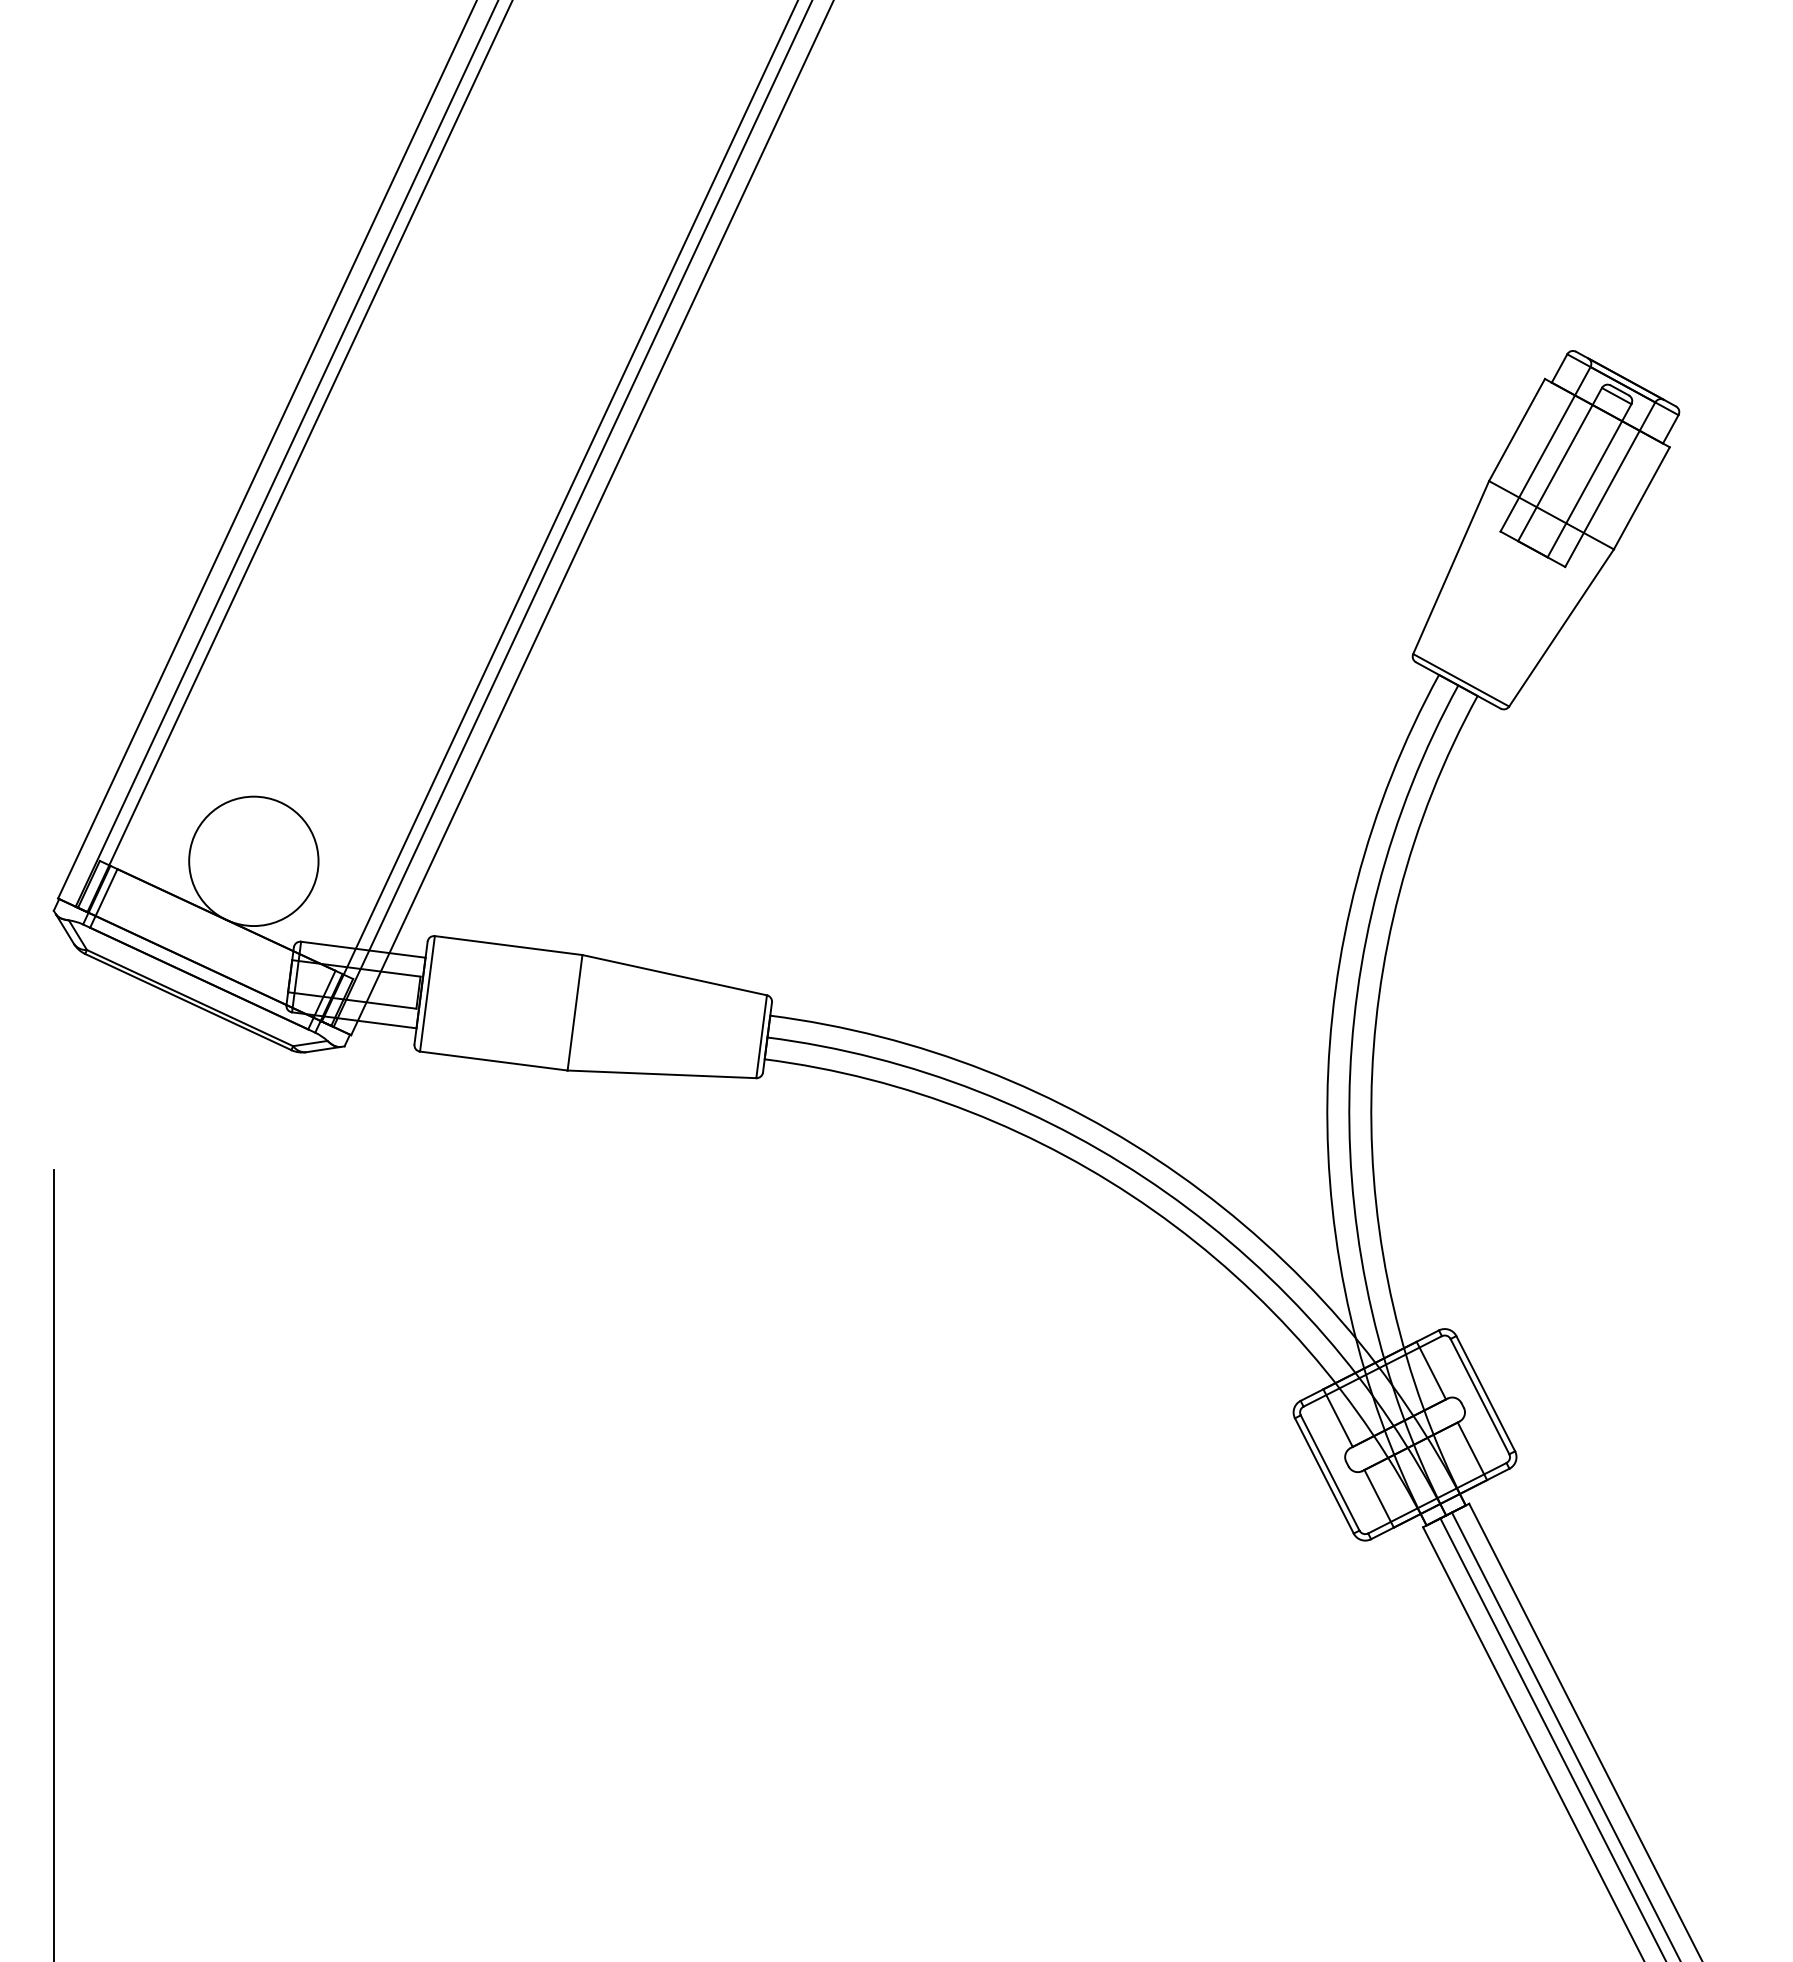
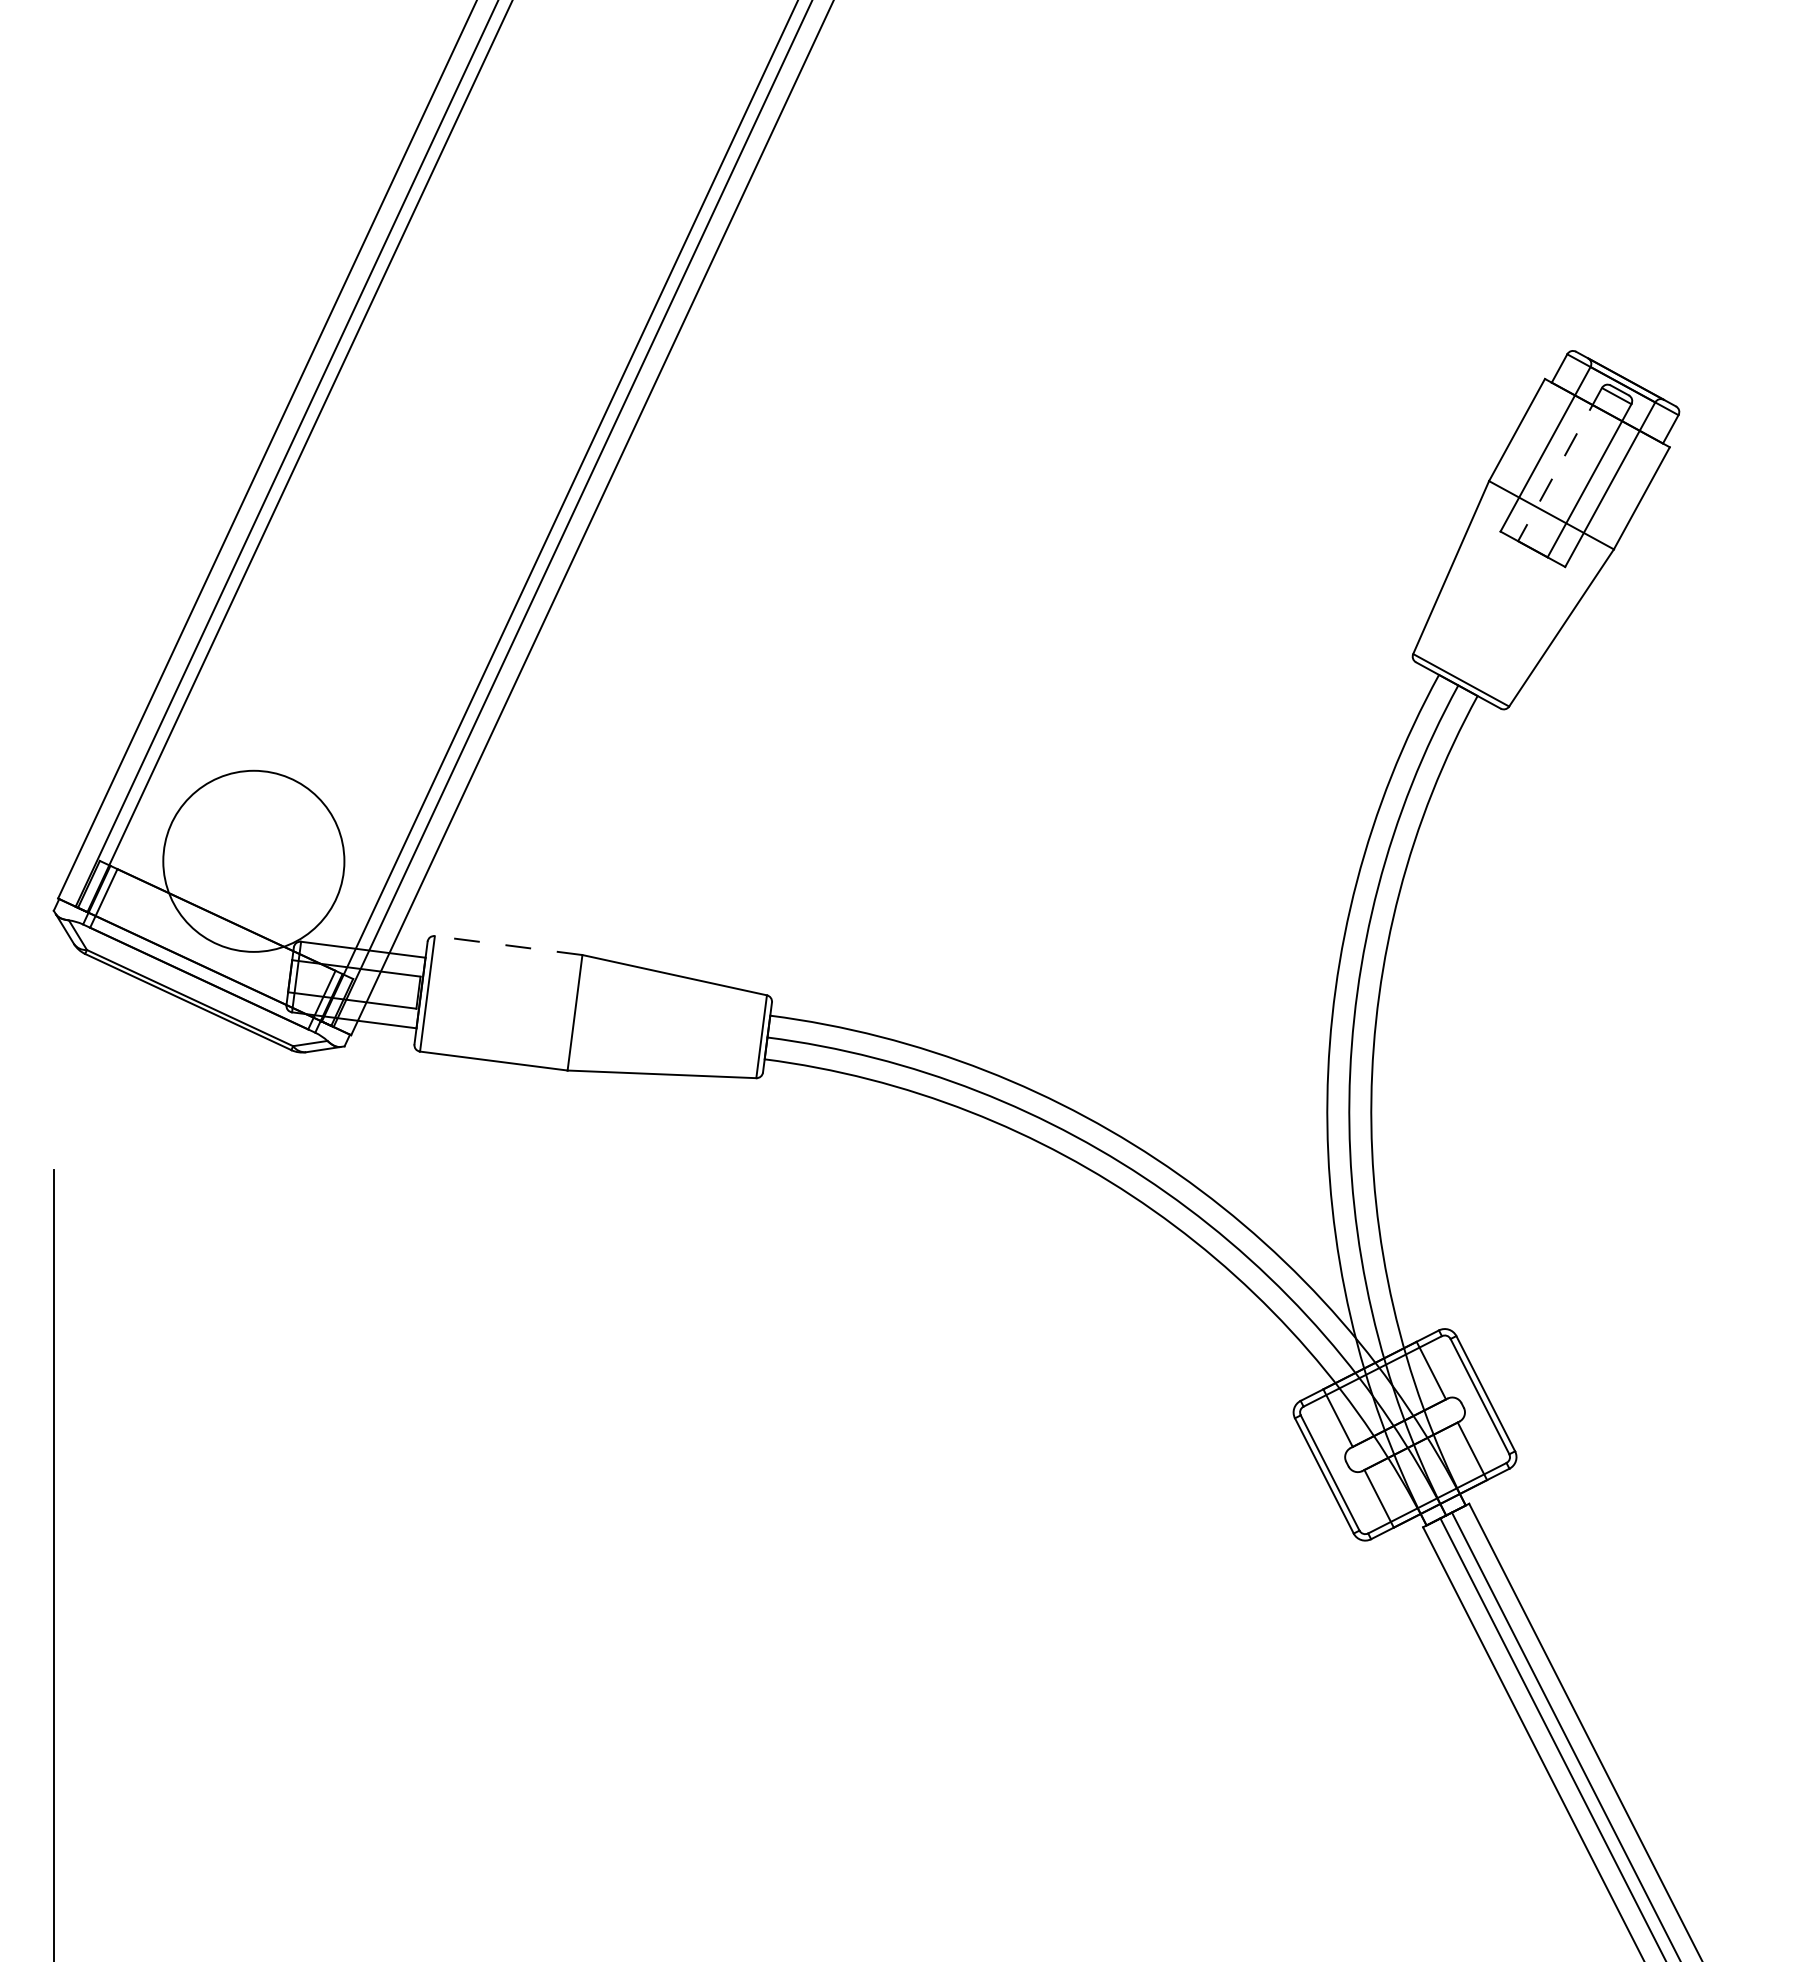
line: solid -> dashed (1559, 465)
circle diameter: 129 px -> 181 px (253, 860)
line: solid -> dashed (508, 945)
